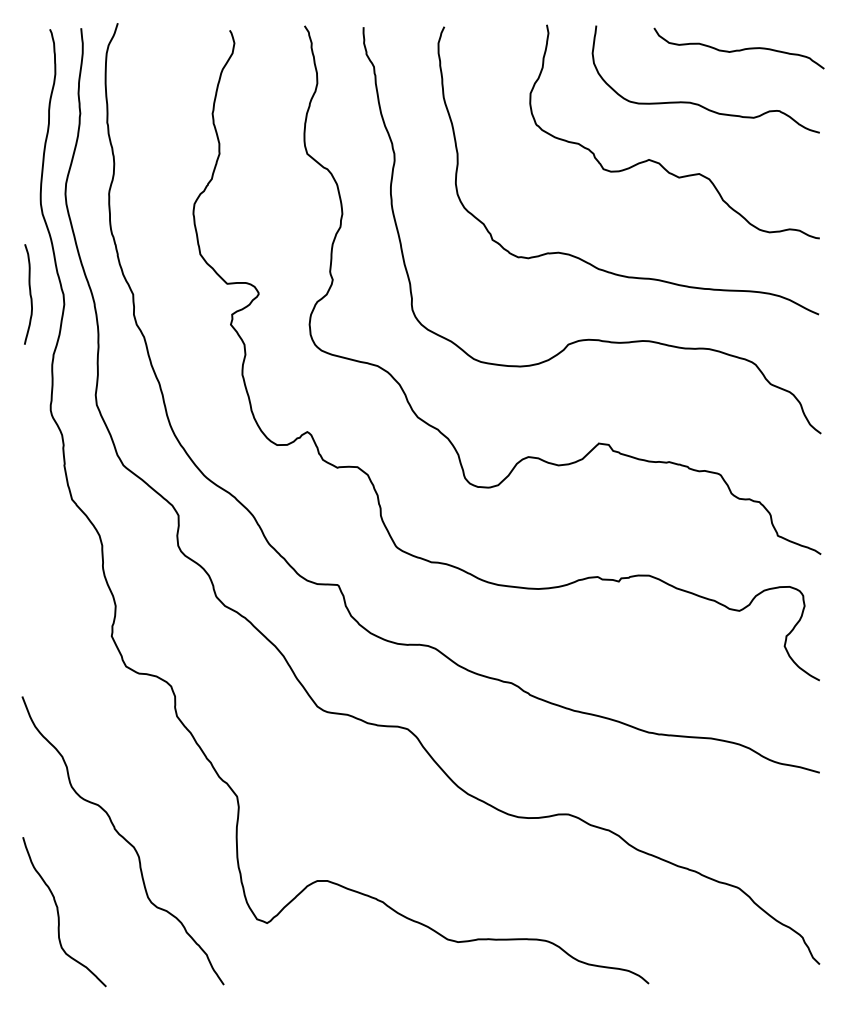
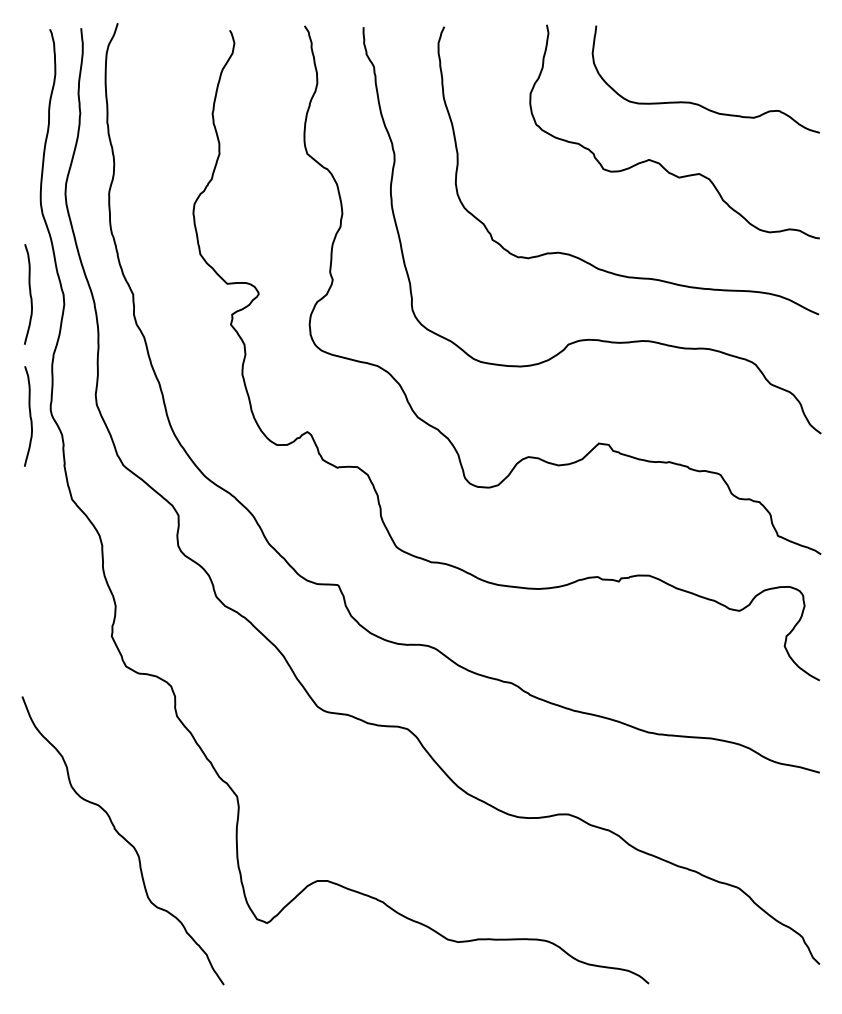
curve: present -> none (738, 49)
curve: none -> present (29, 416)
curve: present -> none (59, 914)
